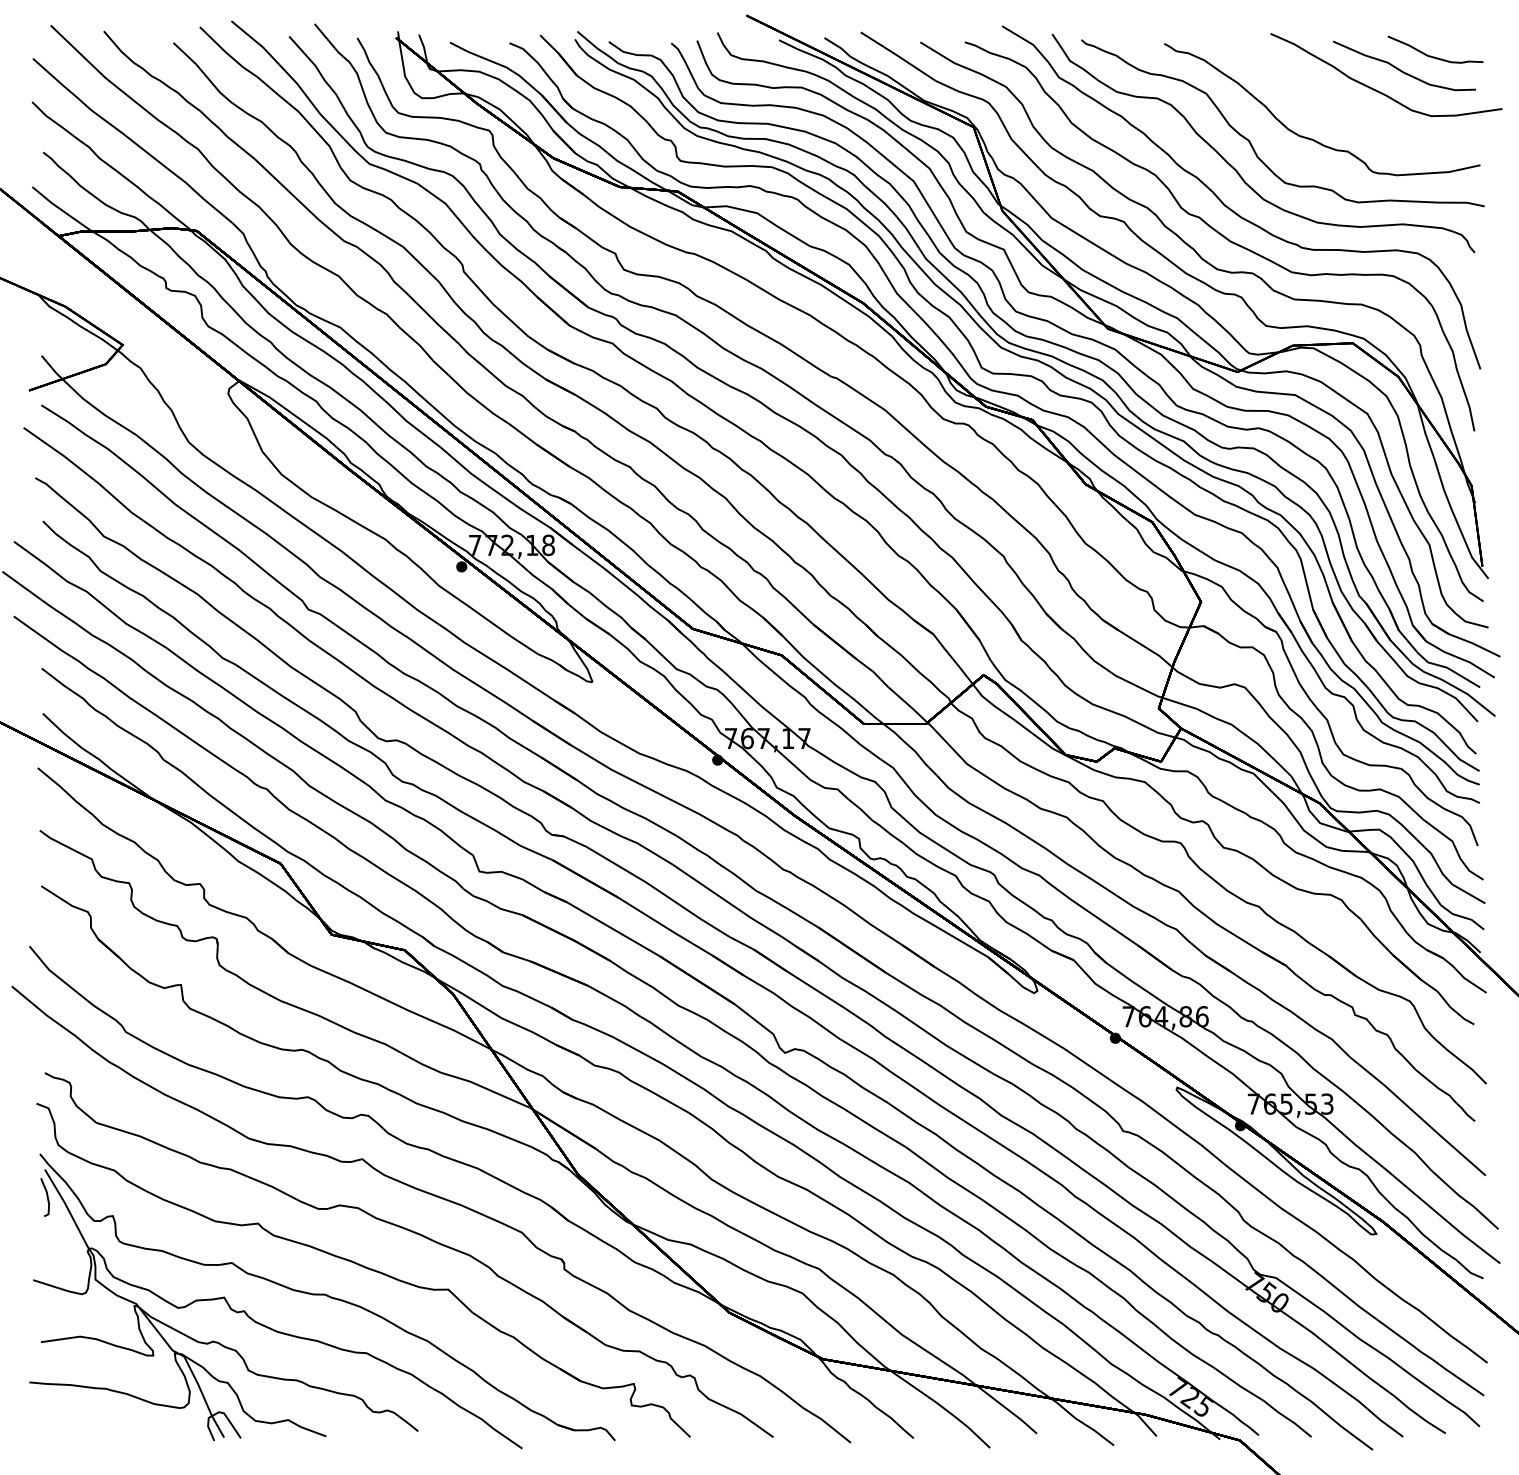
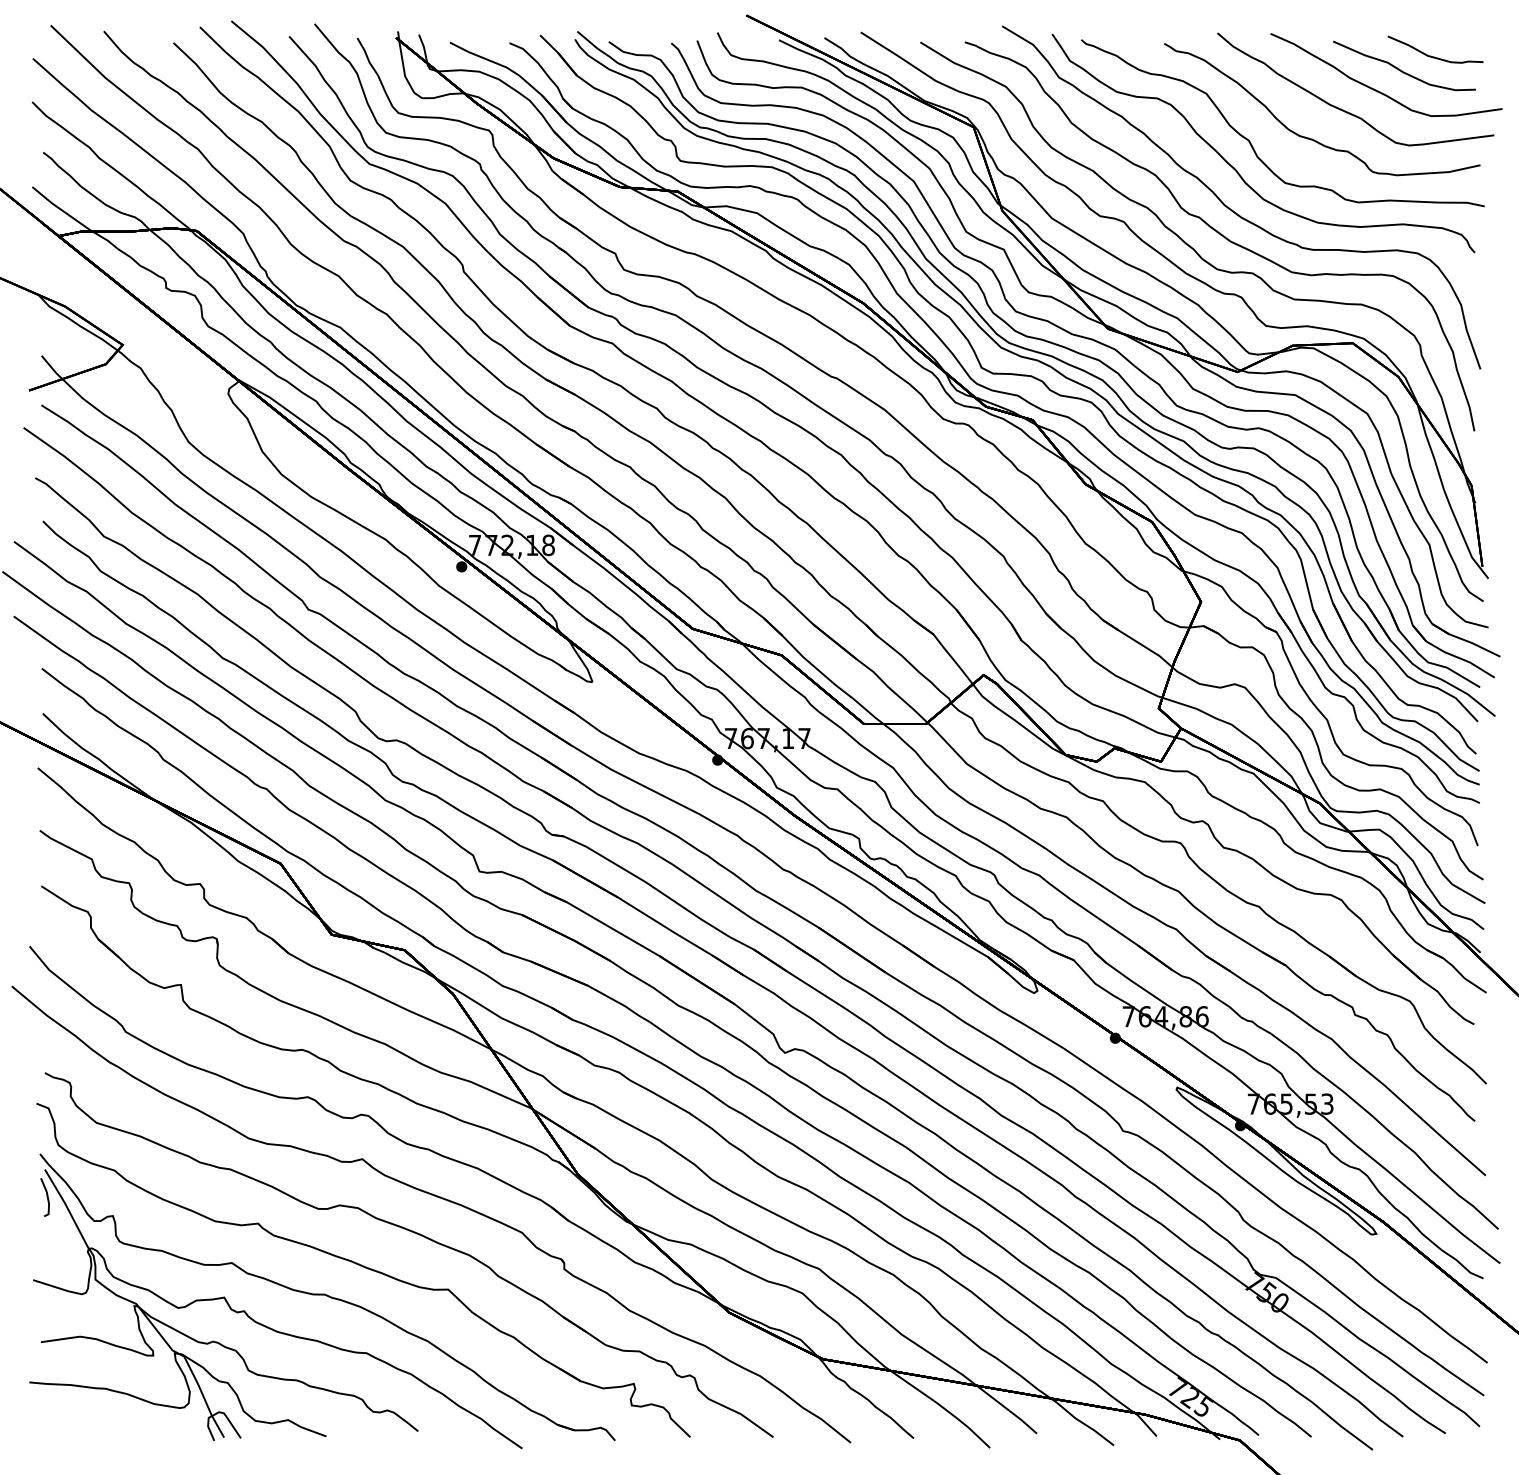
part: none -> present (1345, 110)
